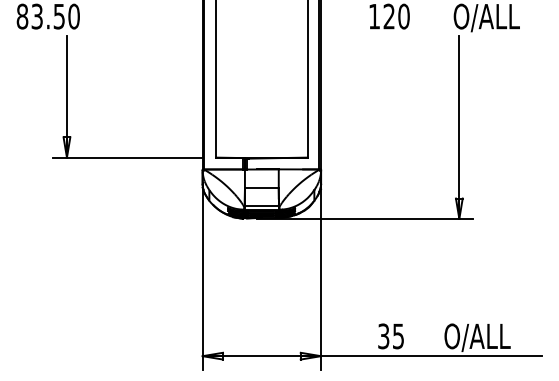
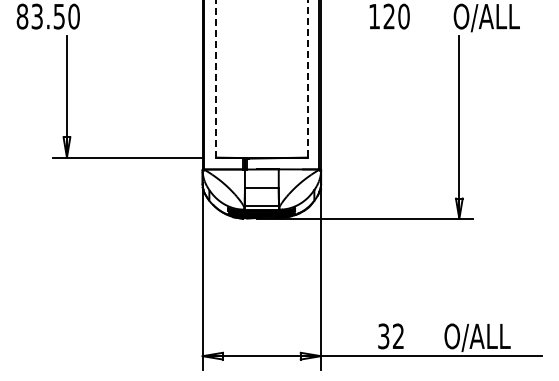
line: solid -> dashed (216, 78)
line: solid -> dashed (307, 78)
text: 35 -> 32 (398, 336)
